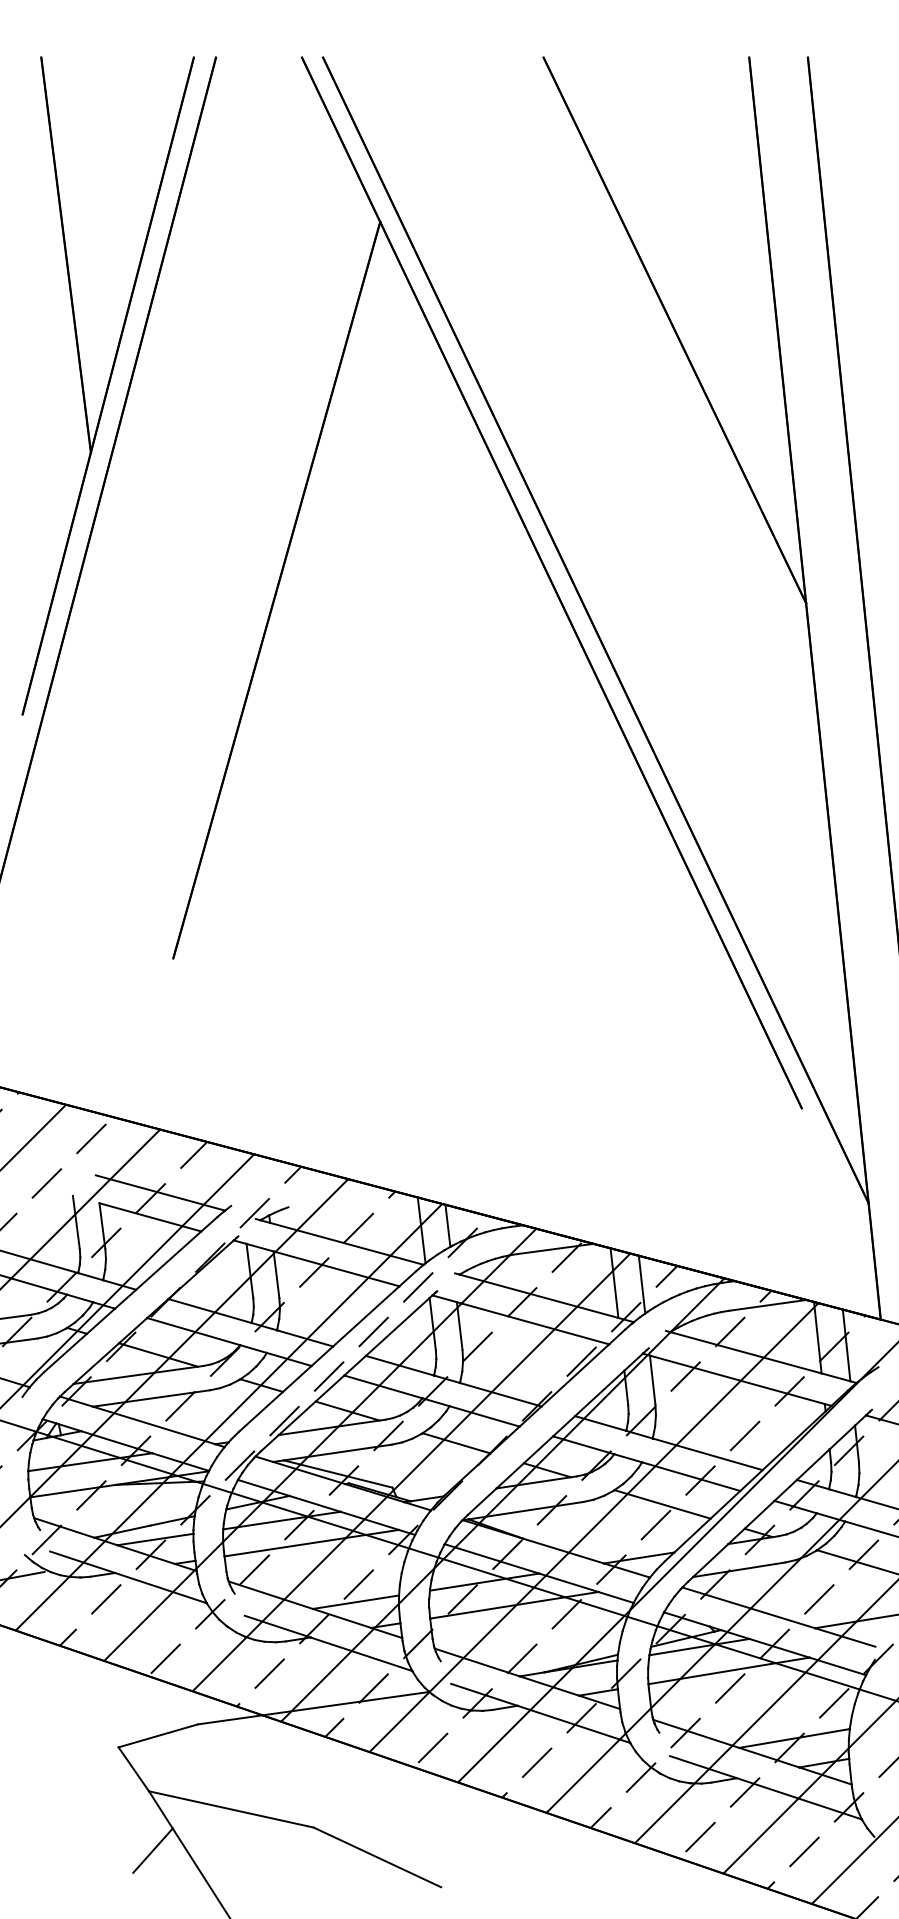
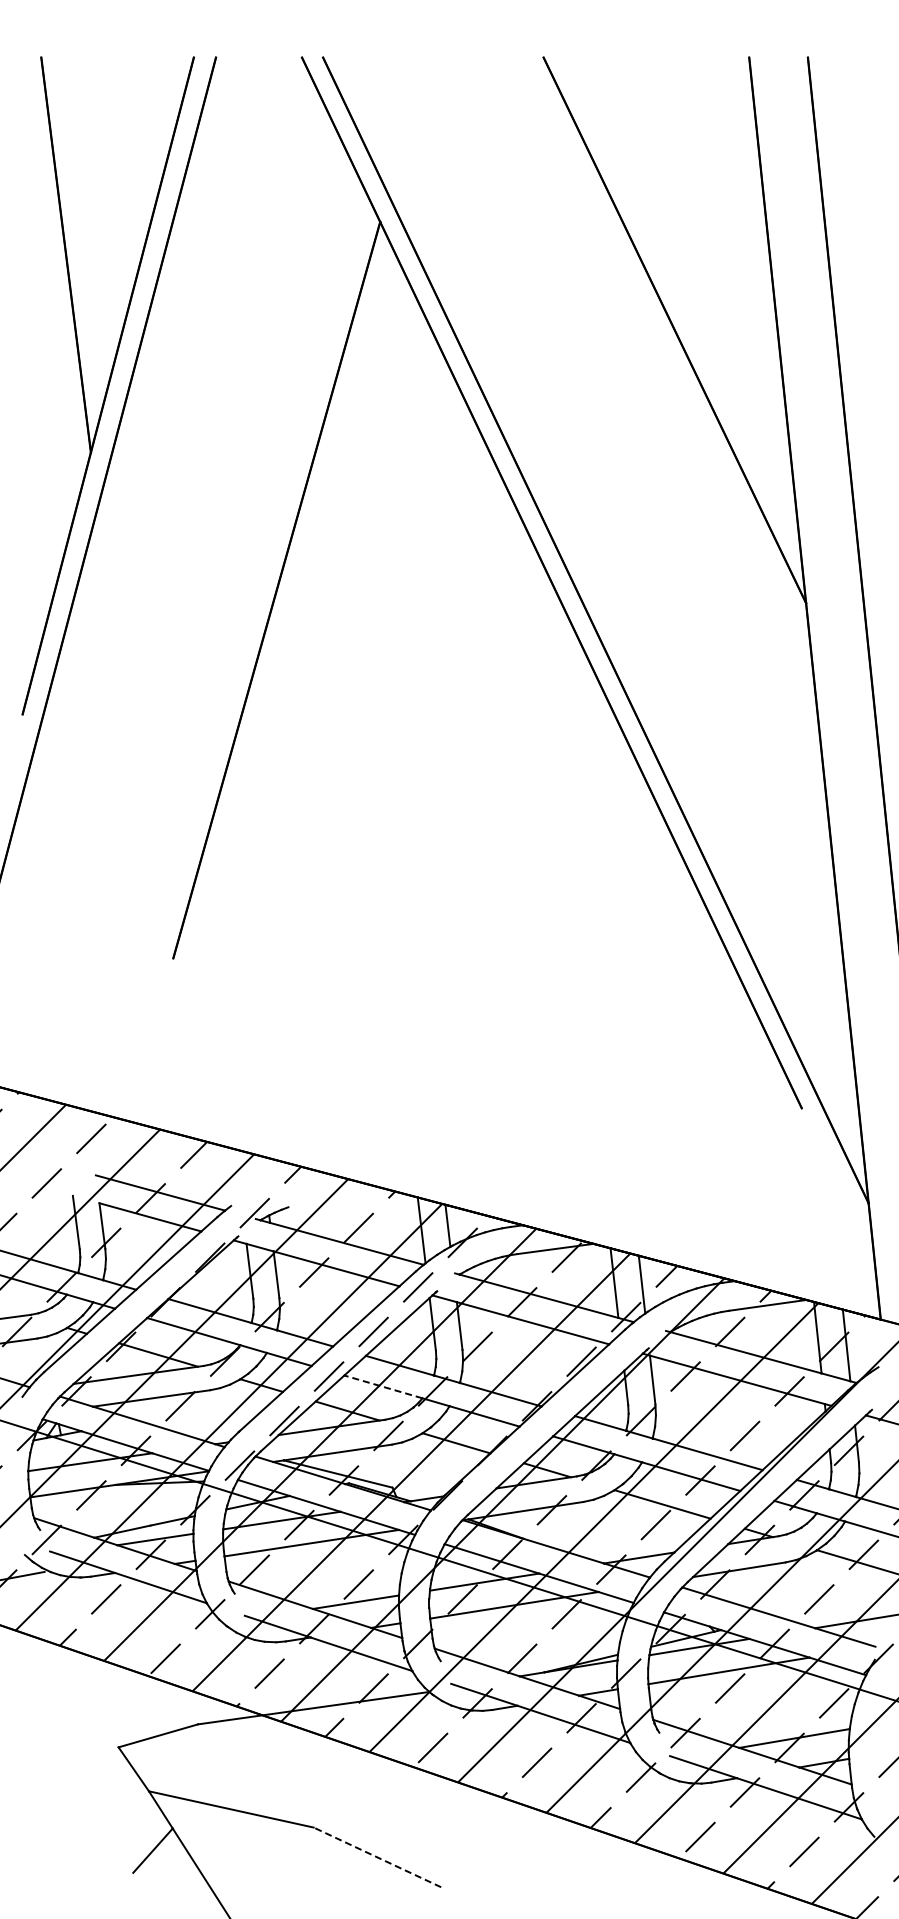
line: solid -> dashed (383, 1386)
line: solid -> dashed (376, 1857)
